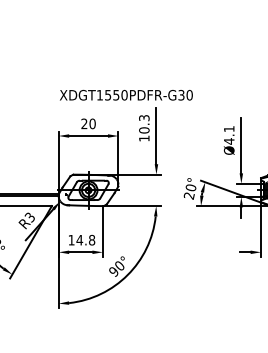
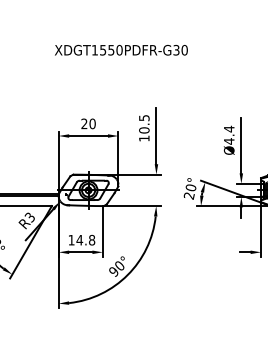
text position: (126, 94) -> (121, 49) (121, 49)
text: 10.3 -> 10.5 (143, 117)
text: Ø4.1 -> Ø4.4 (229, 128)
